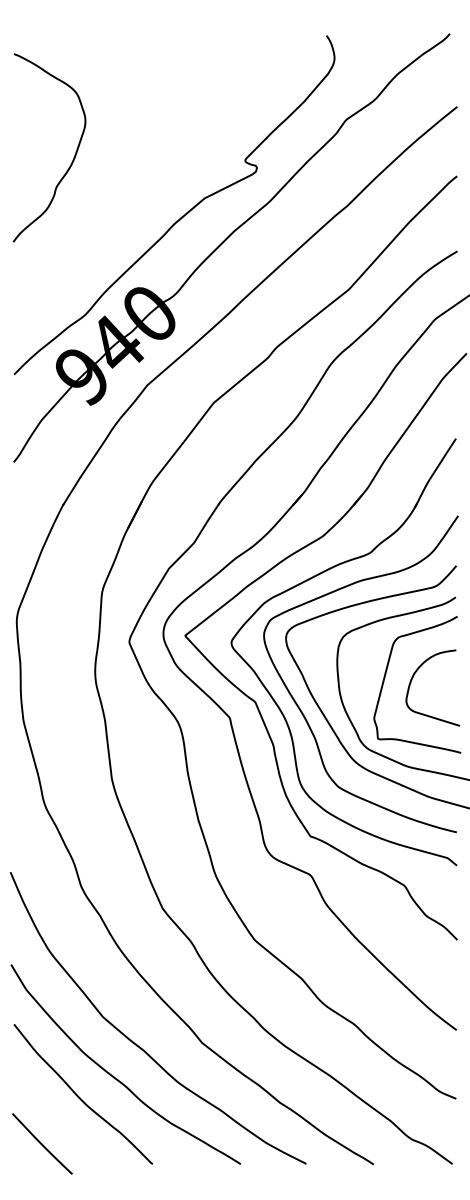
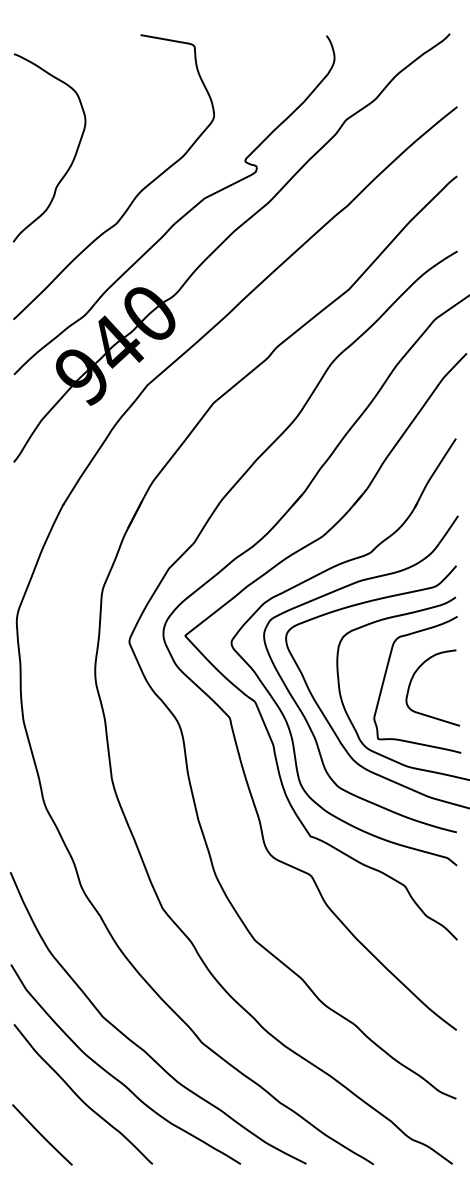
curve: none -> present (136, 194)
line position: (42, 1143) -> (42, 1134) (42, 1134)
